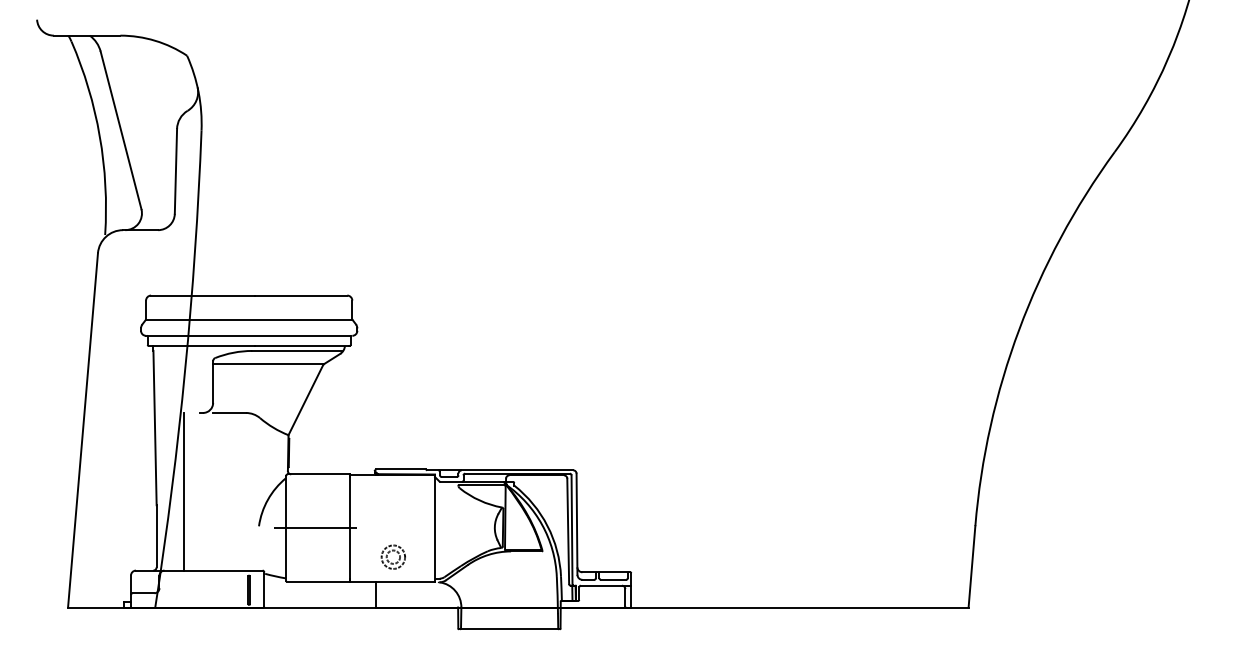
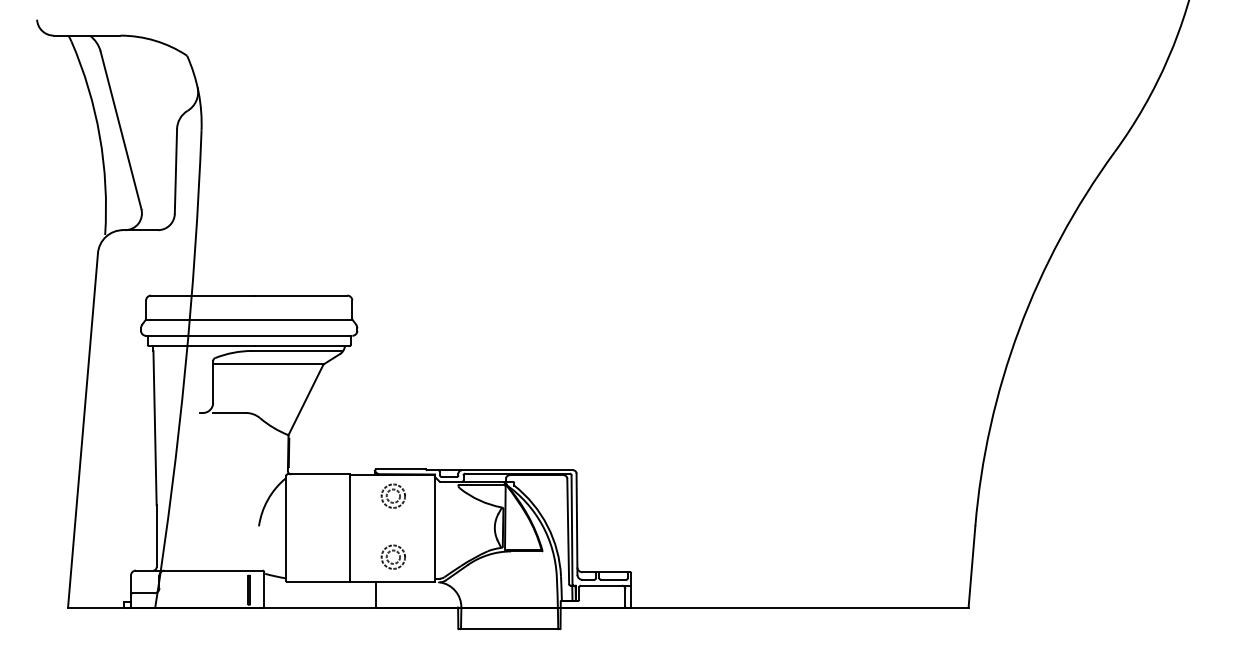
line: present -> none (184, 491)
part: none -> present (392, 495)
line: present -> none (315, 528)
